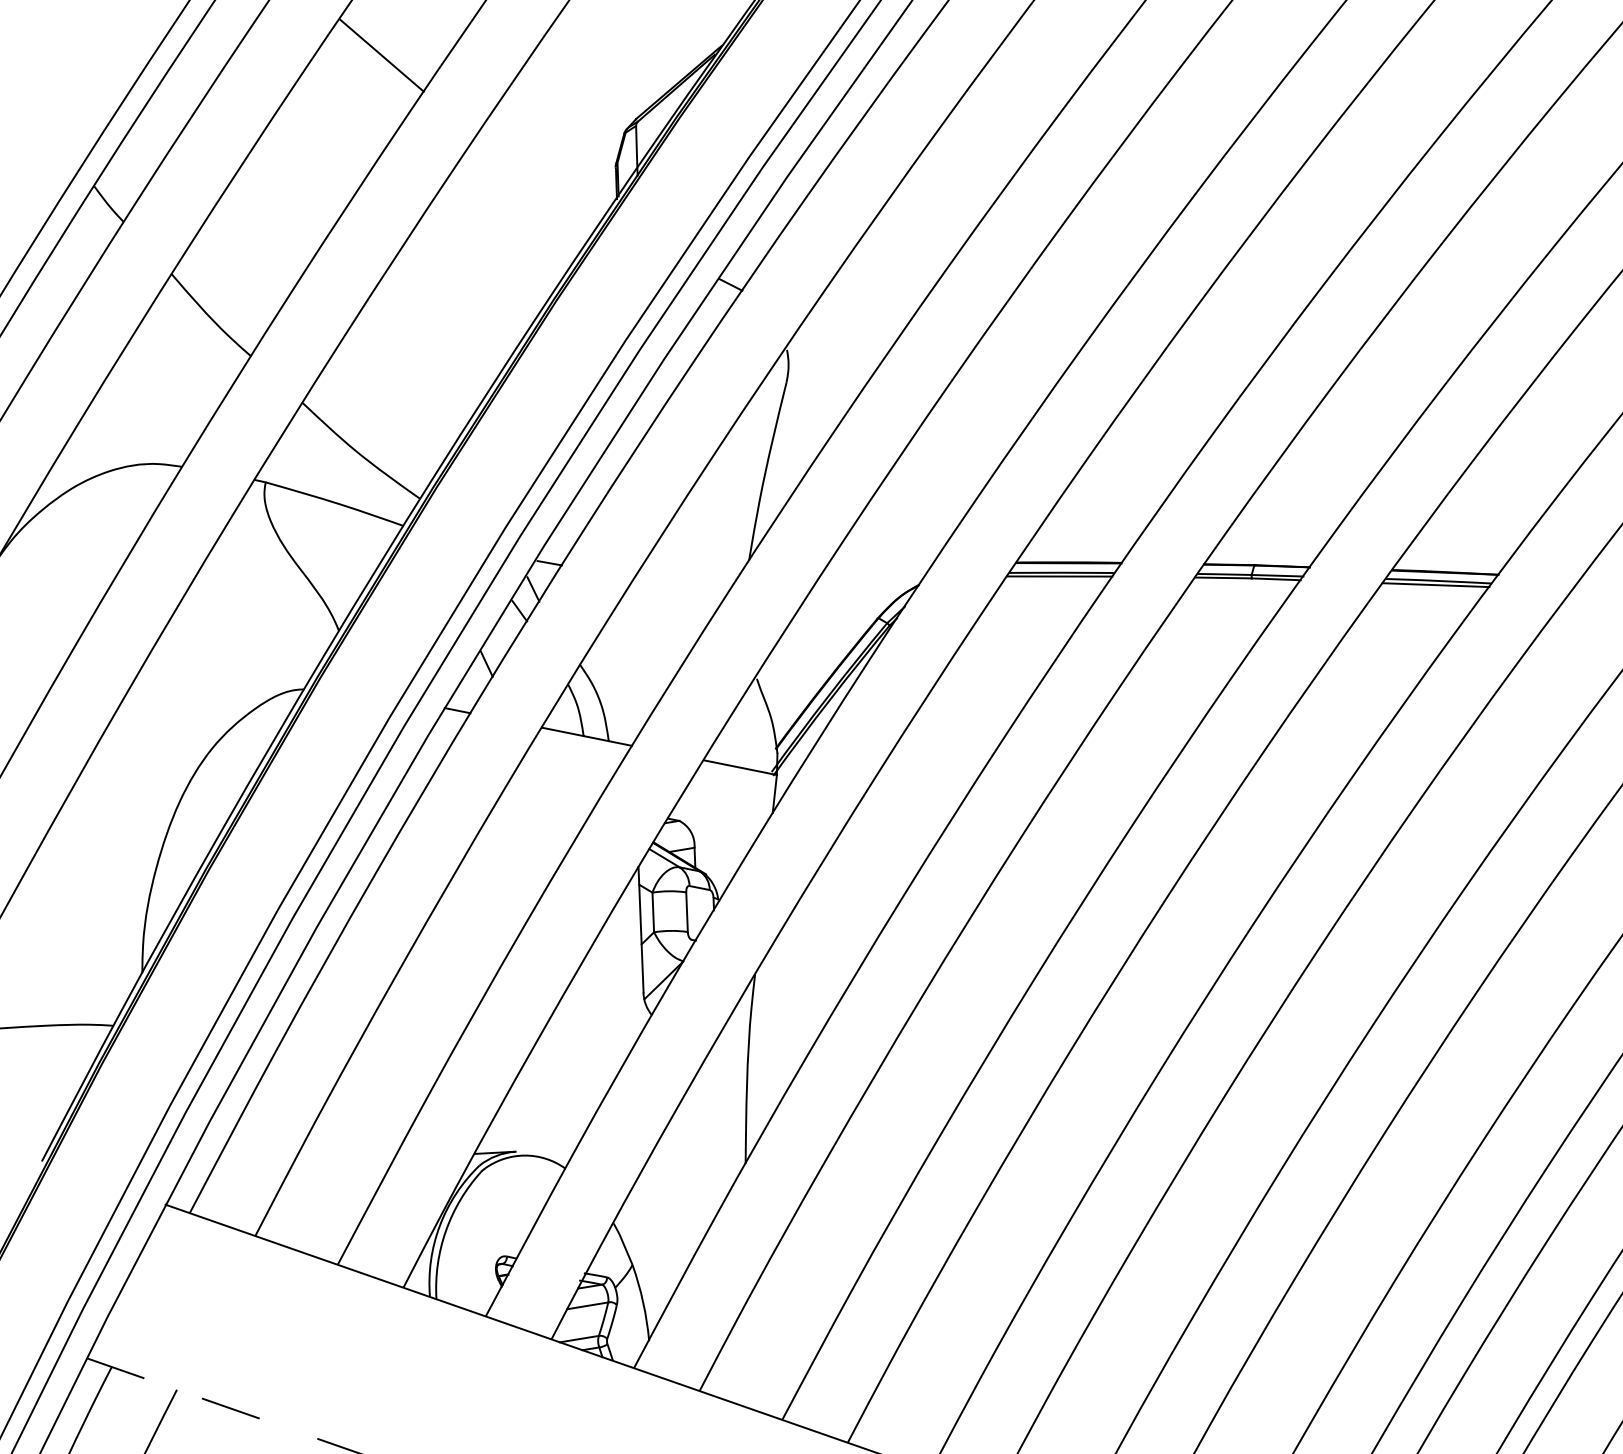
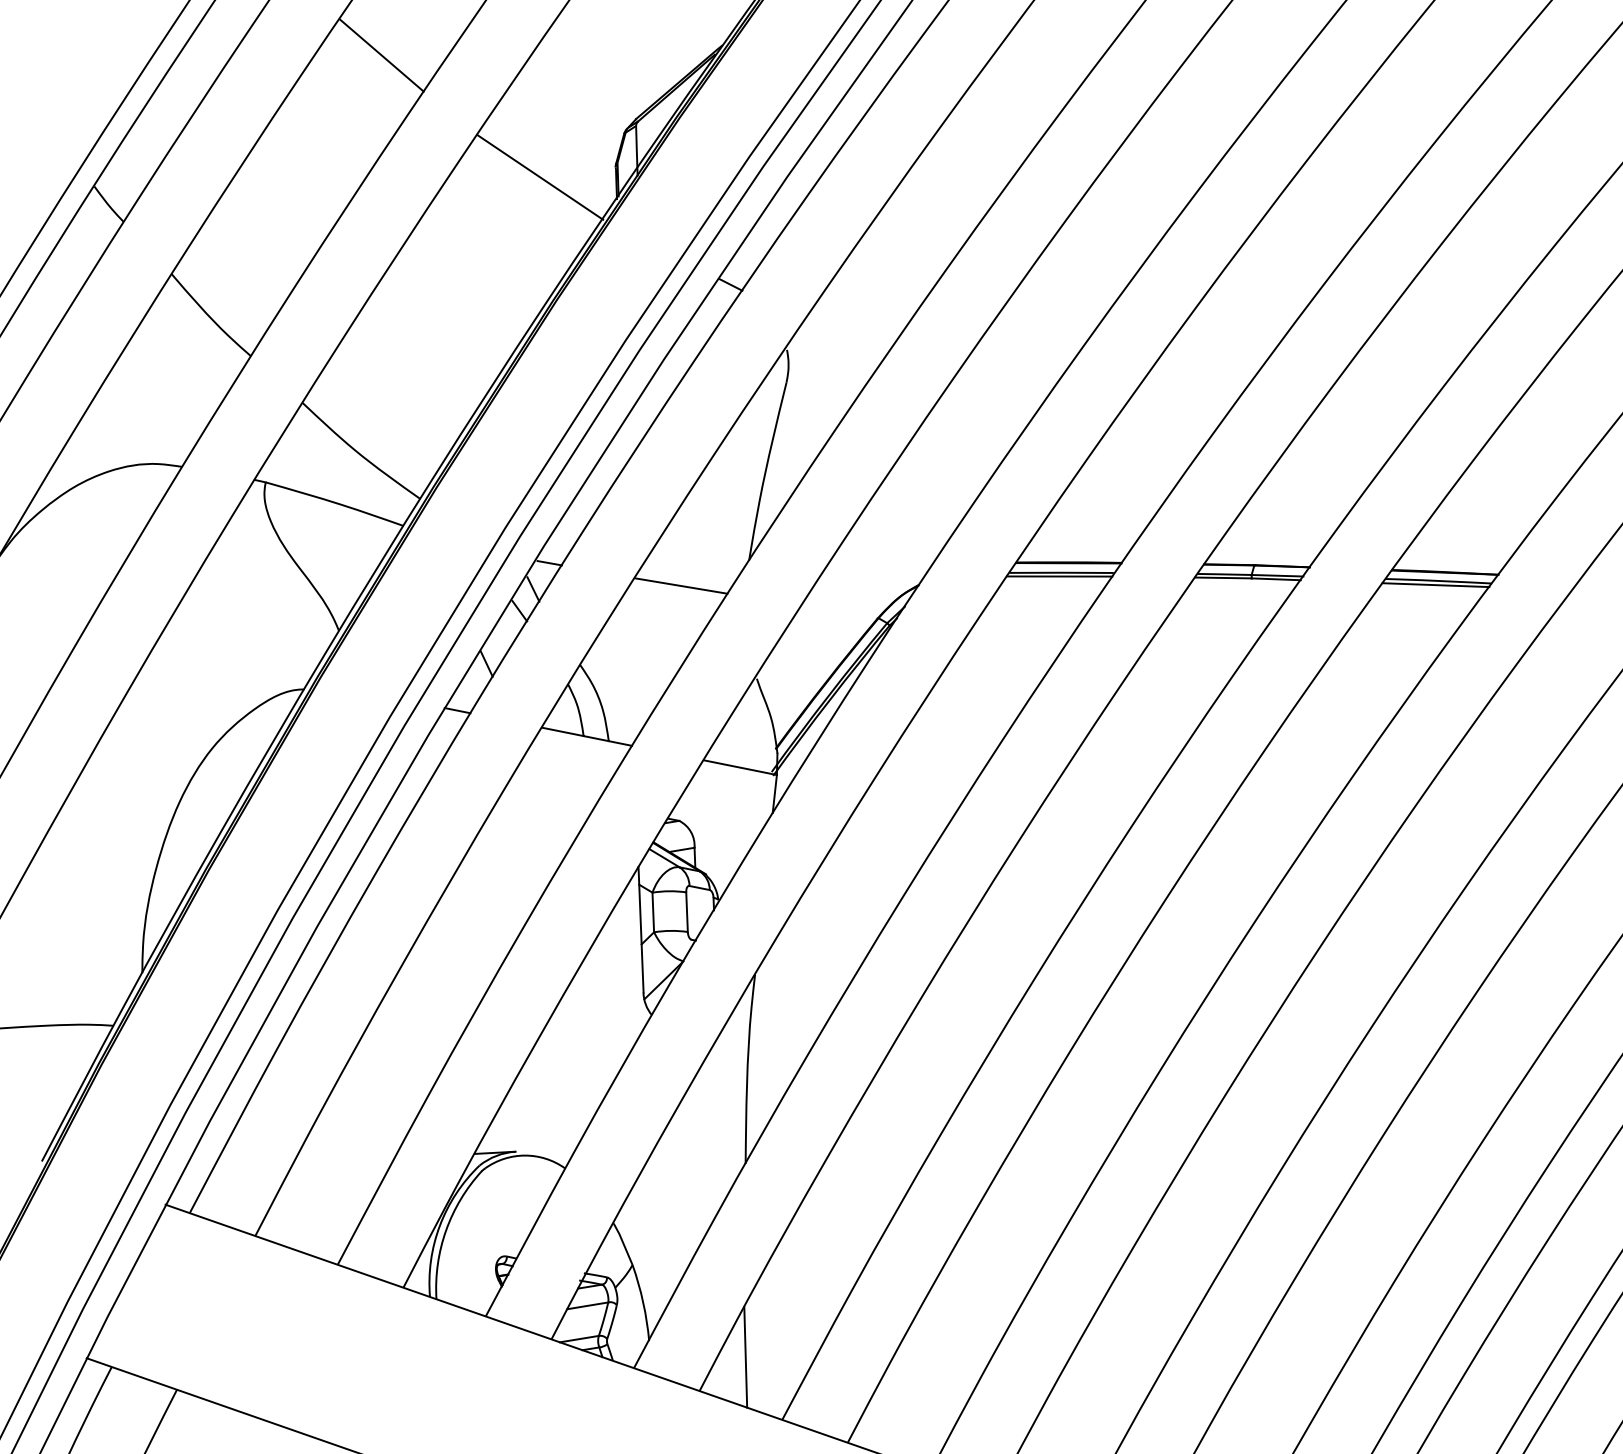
line: none -> present (540, 176)
line: none -> present (680, 585)
line: none -> present (745, 1356)
line: dashed -> solid (223, 1406)
